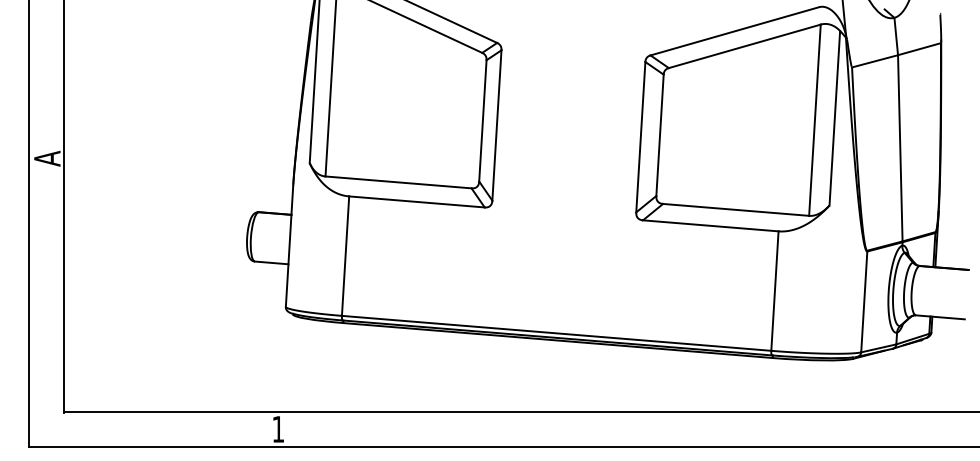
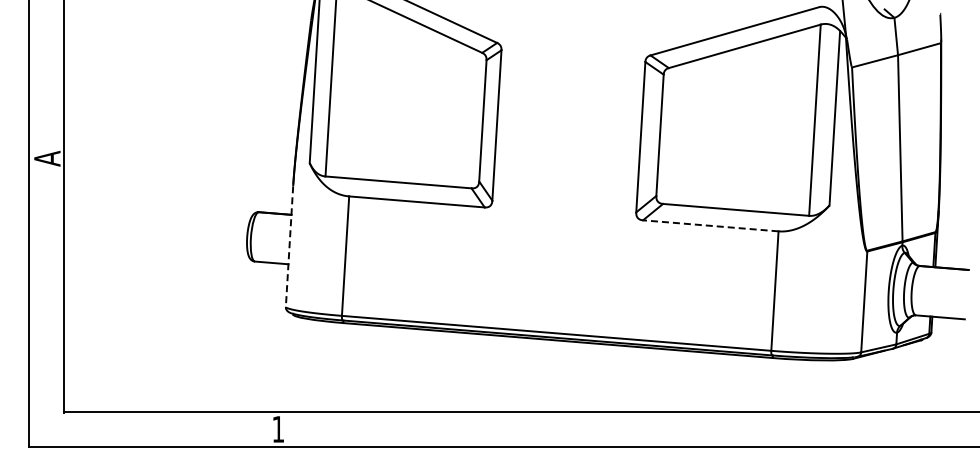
line: solid -> dashed (710, 225)
line: solid -> dashed (289, 247)
